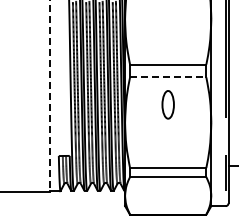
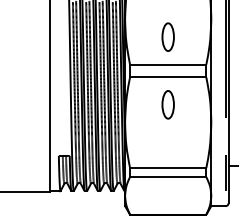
part: none -> present (167, 36)
line: dashed -> solid (168, 77)
line: dashed -> solid (49, 95)
